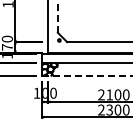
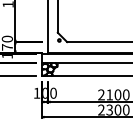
line: dashed -> solid (57, 15)
line: dashed -> solid (88, 75)
